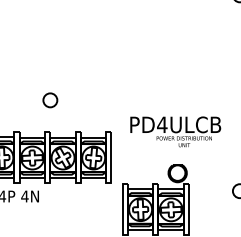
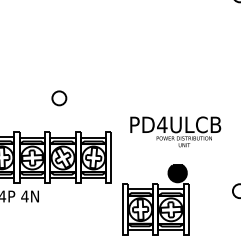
circle position: (50, 100) -> (59, 98) (59, 98)
fill: none -> present (177, 172)
